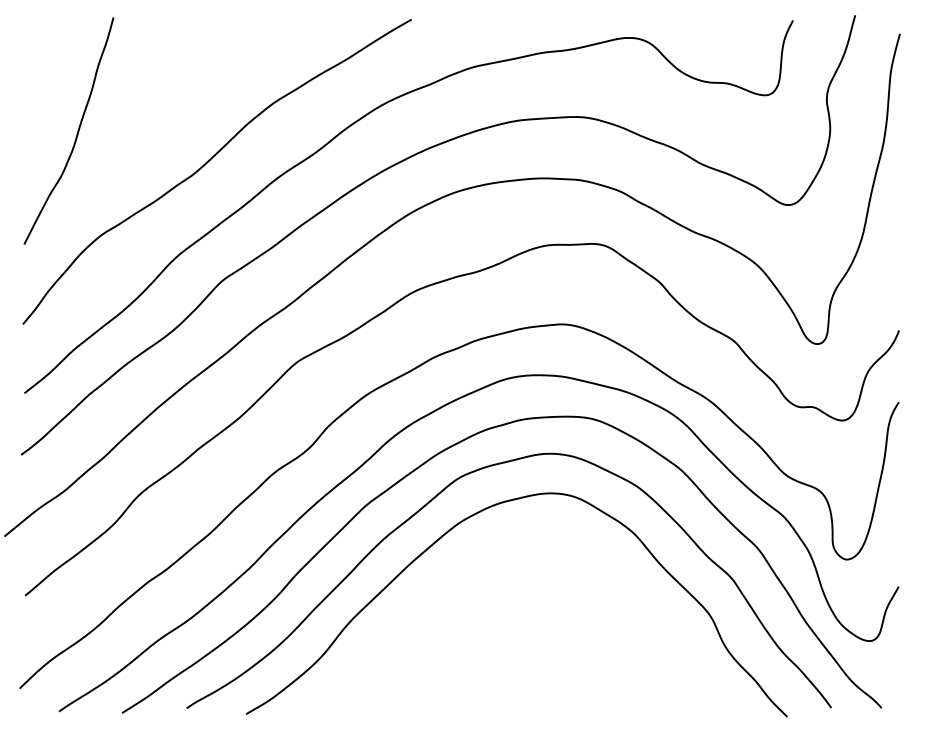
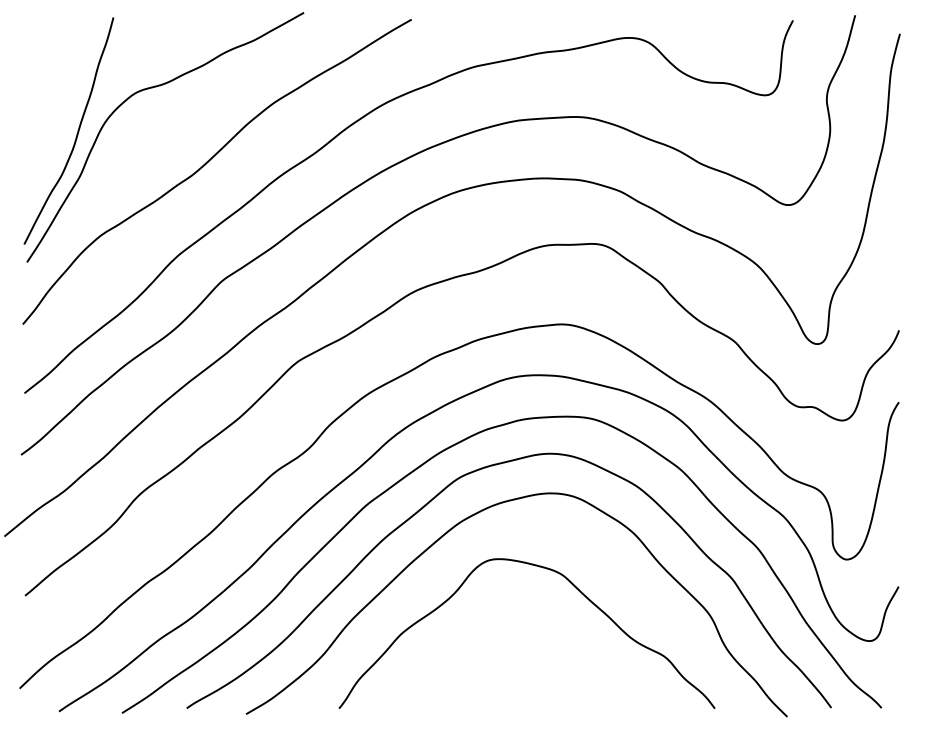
curve: none -> present (152, 88)
curve: none -> present (573, 586)
